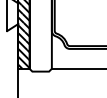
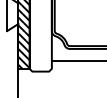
line position: (77, 68) -> (77, 60) (77, 60)
